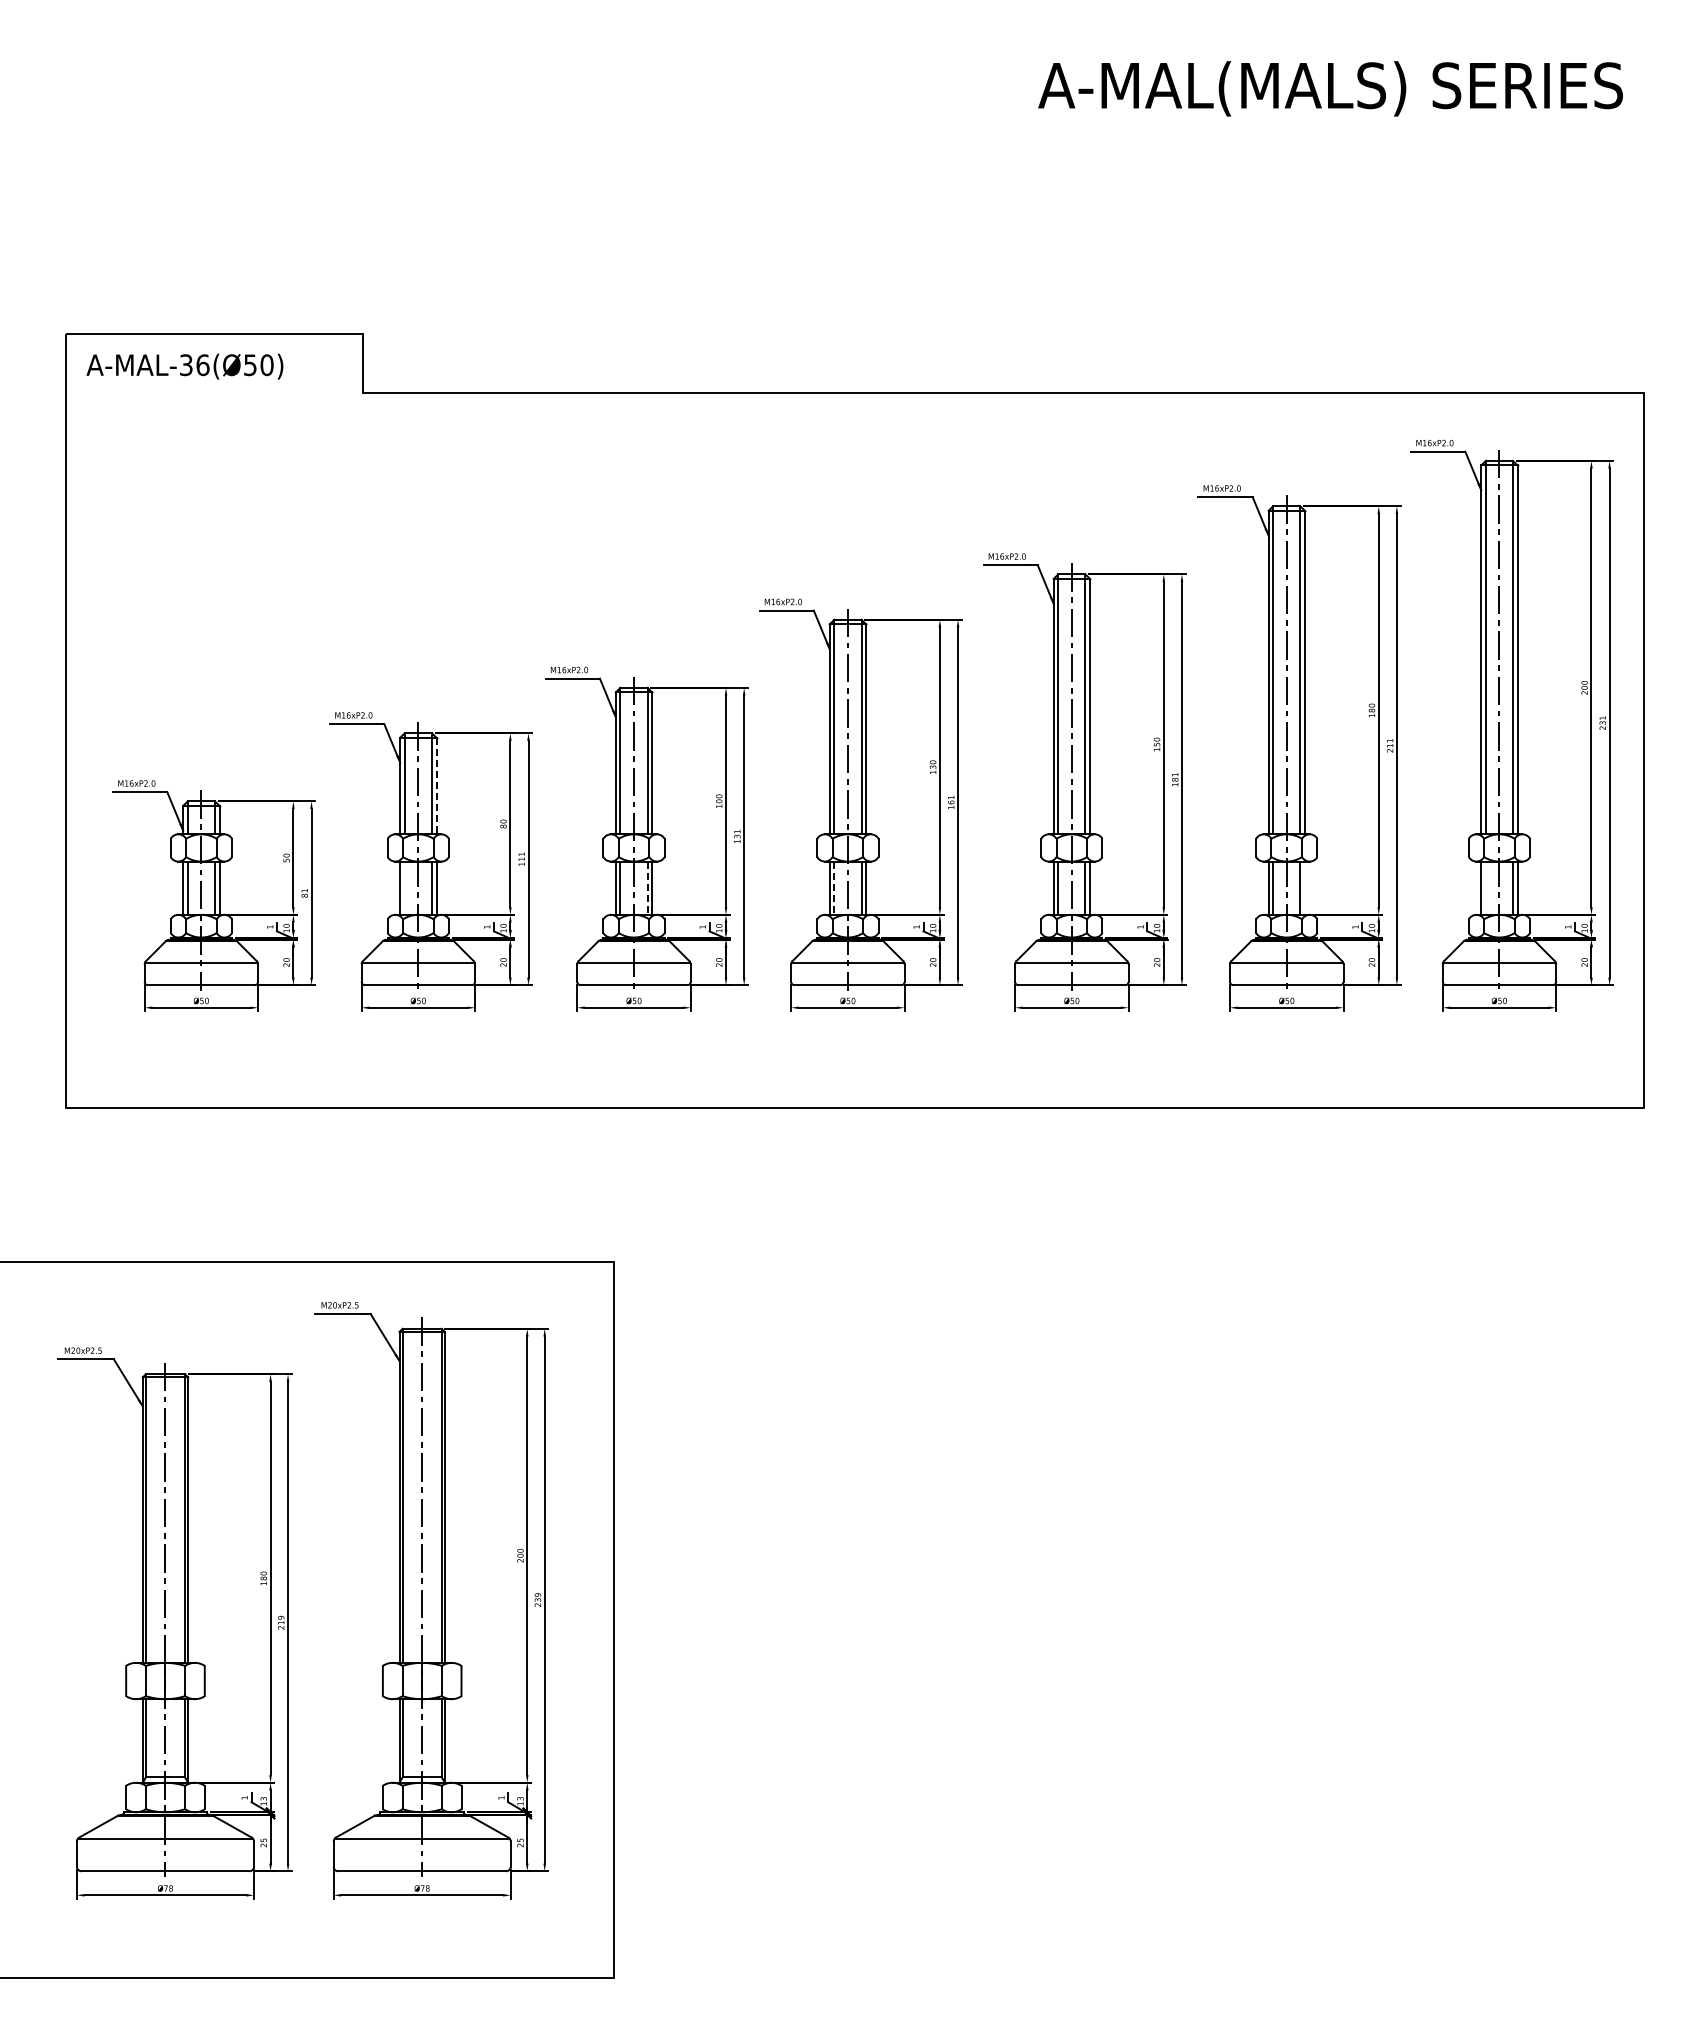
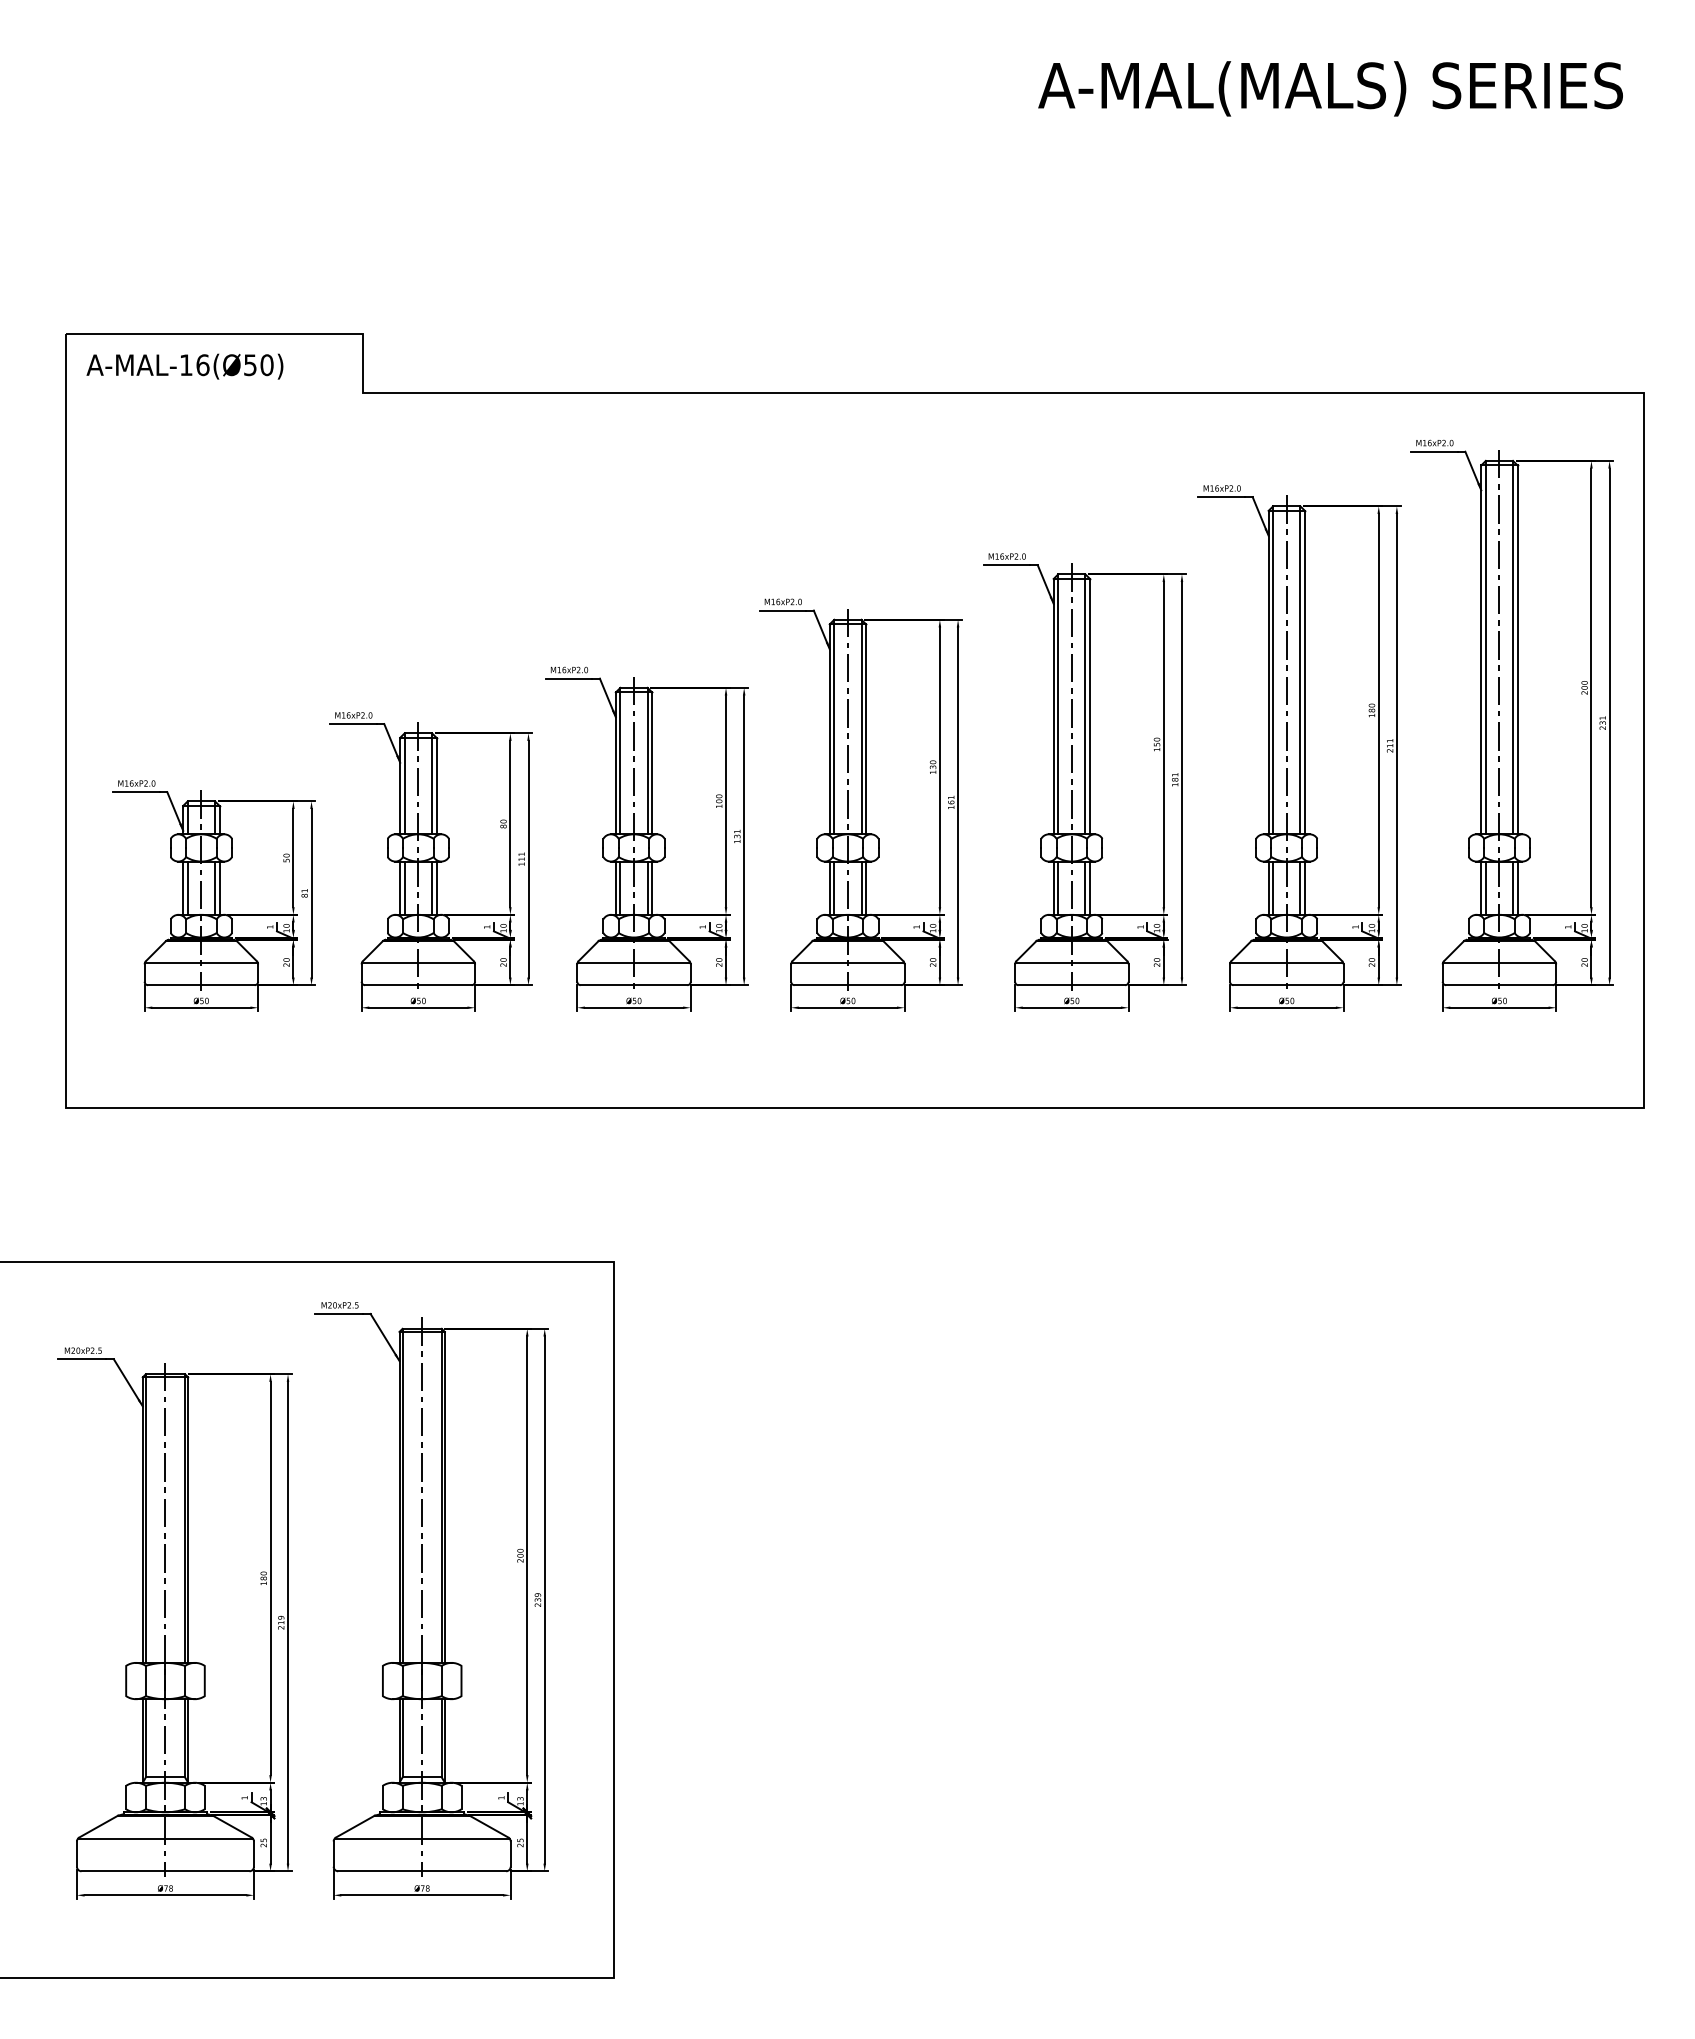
text: A-MAL-36(Ø50) -> A-MAL-16(Ø50) (186, 365)
line: dashed -> solid (436, 786)
line: none -> present (404, 887)
line: none -> present (1304, 887)
line: none -> present (1485, 887)
line: dashed -> solid (647, 888)
line: dashed -> solid (834, 888)
